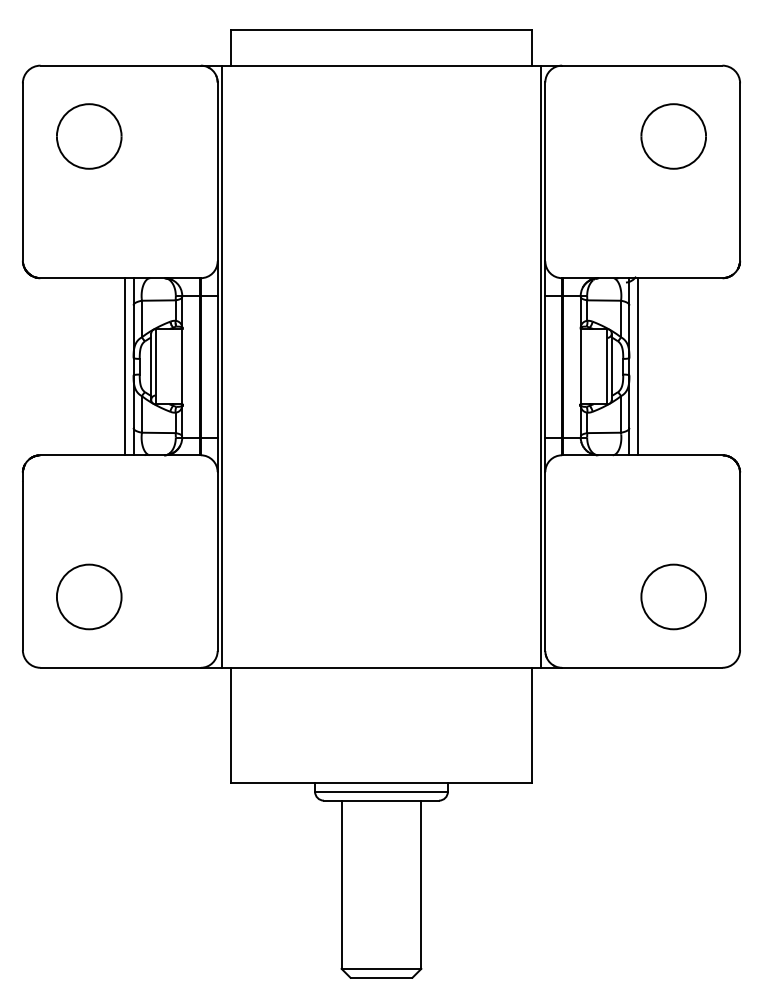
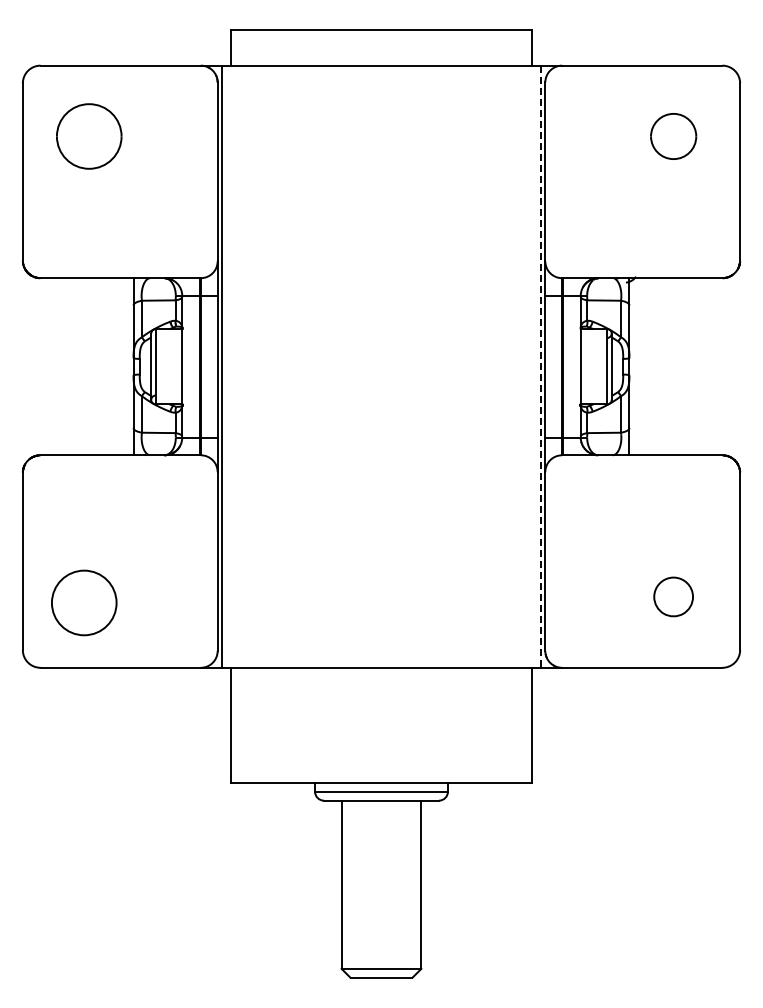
part size: 67x67 px -> 48x47 px (673, 136)
line: present -> none (124, 366)
line: present -> none (638, 366)
line: solid -> dashed (540, 367)
part position: (89, 596) -> (84, 602) (84, 602)
part size: 67x68 px -> 41x42 px (673, 596)
